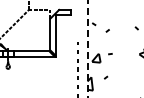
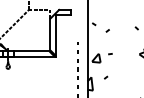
line: dashed -> solid (87, 49)
